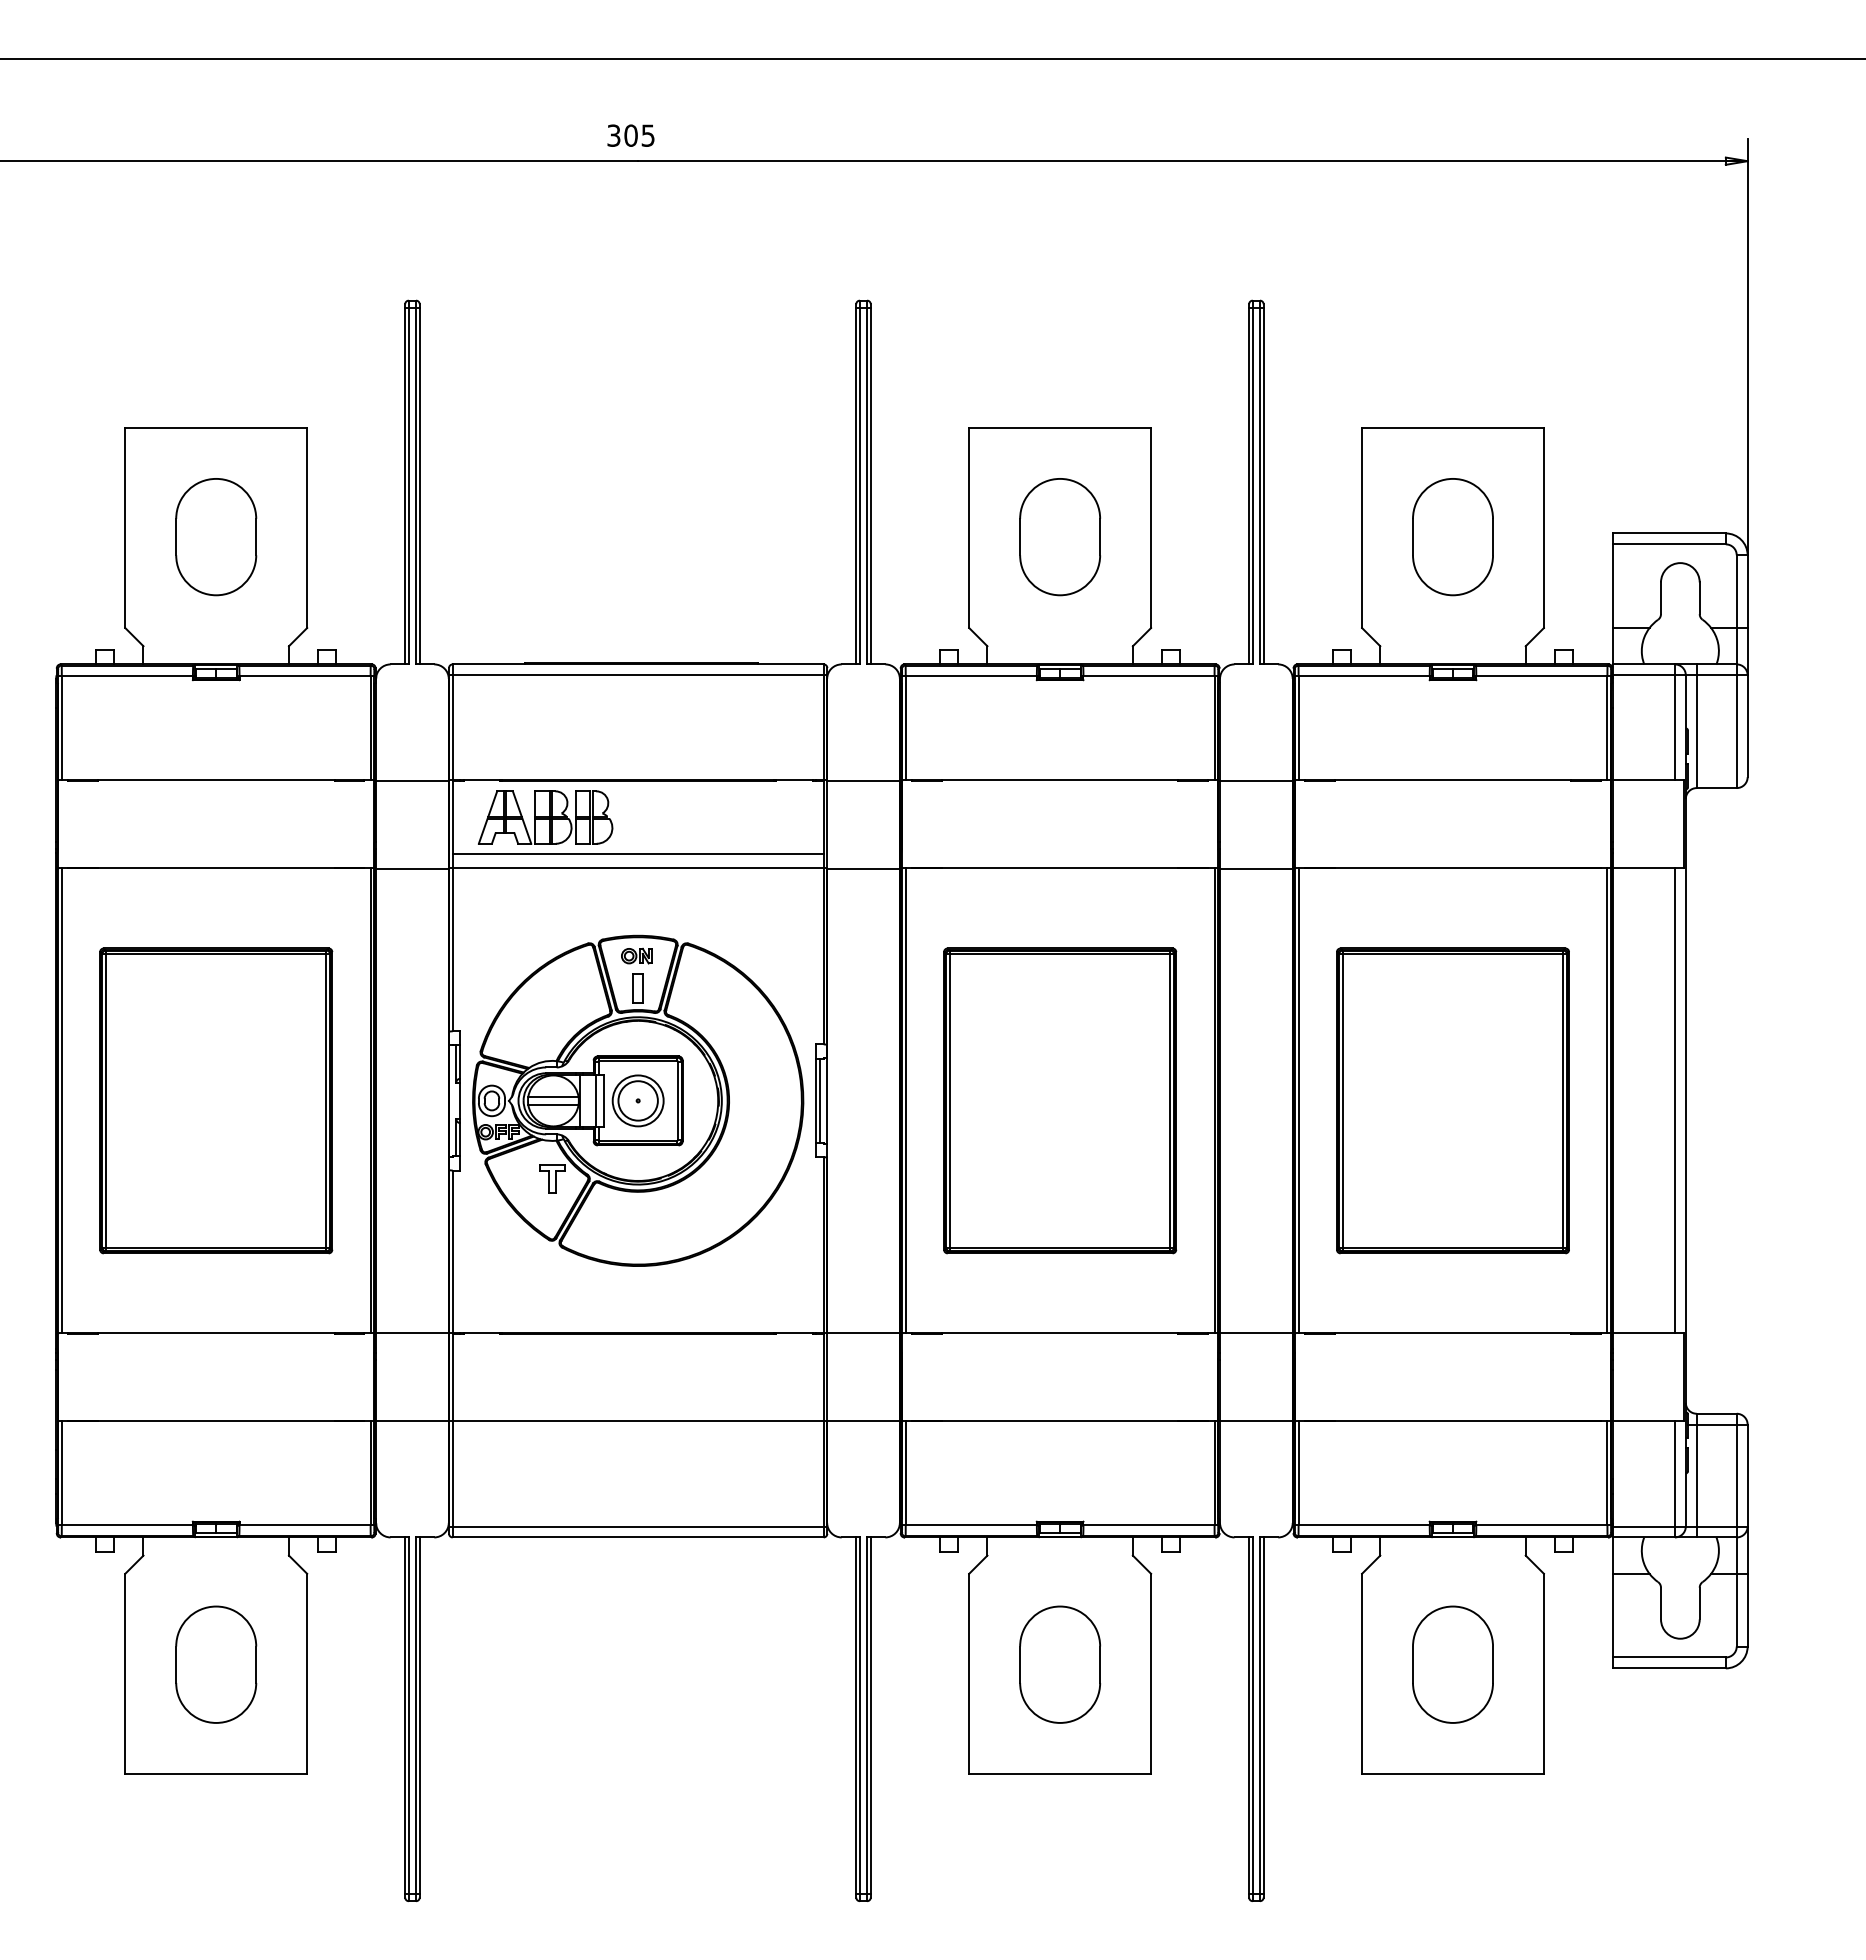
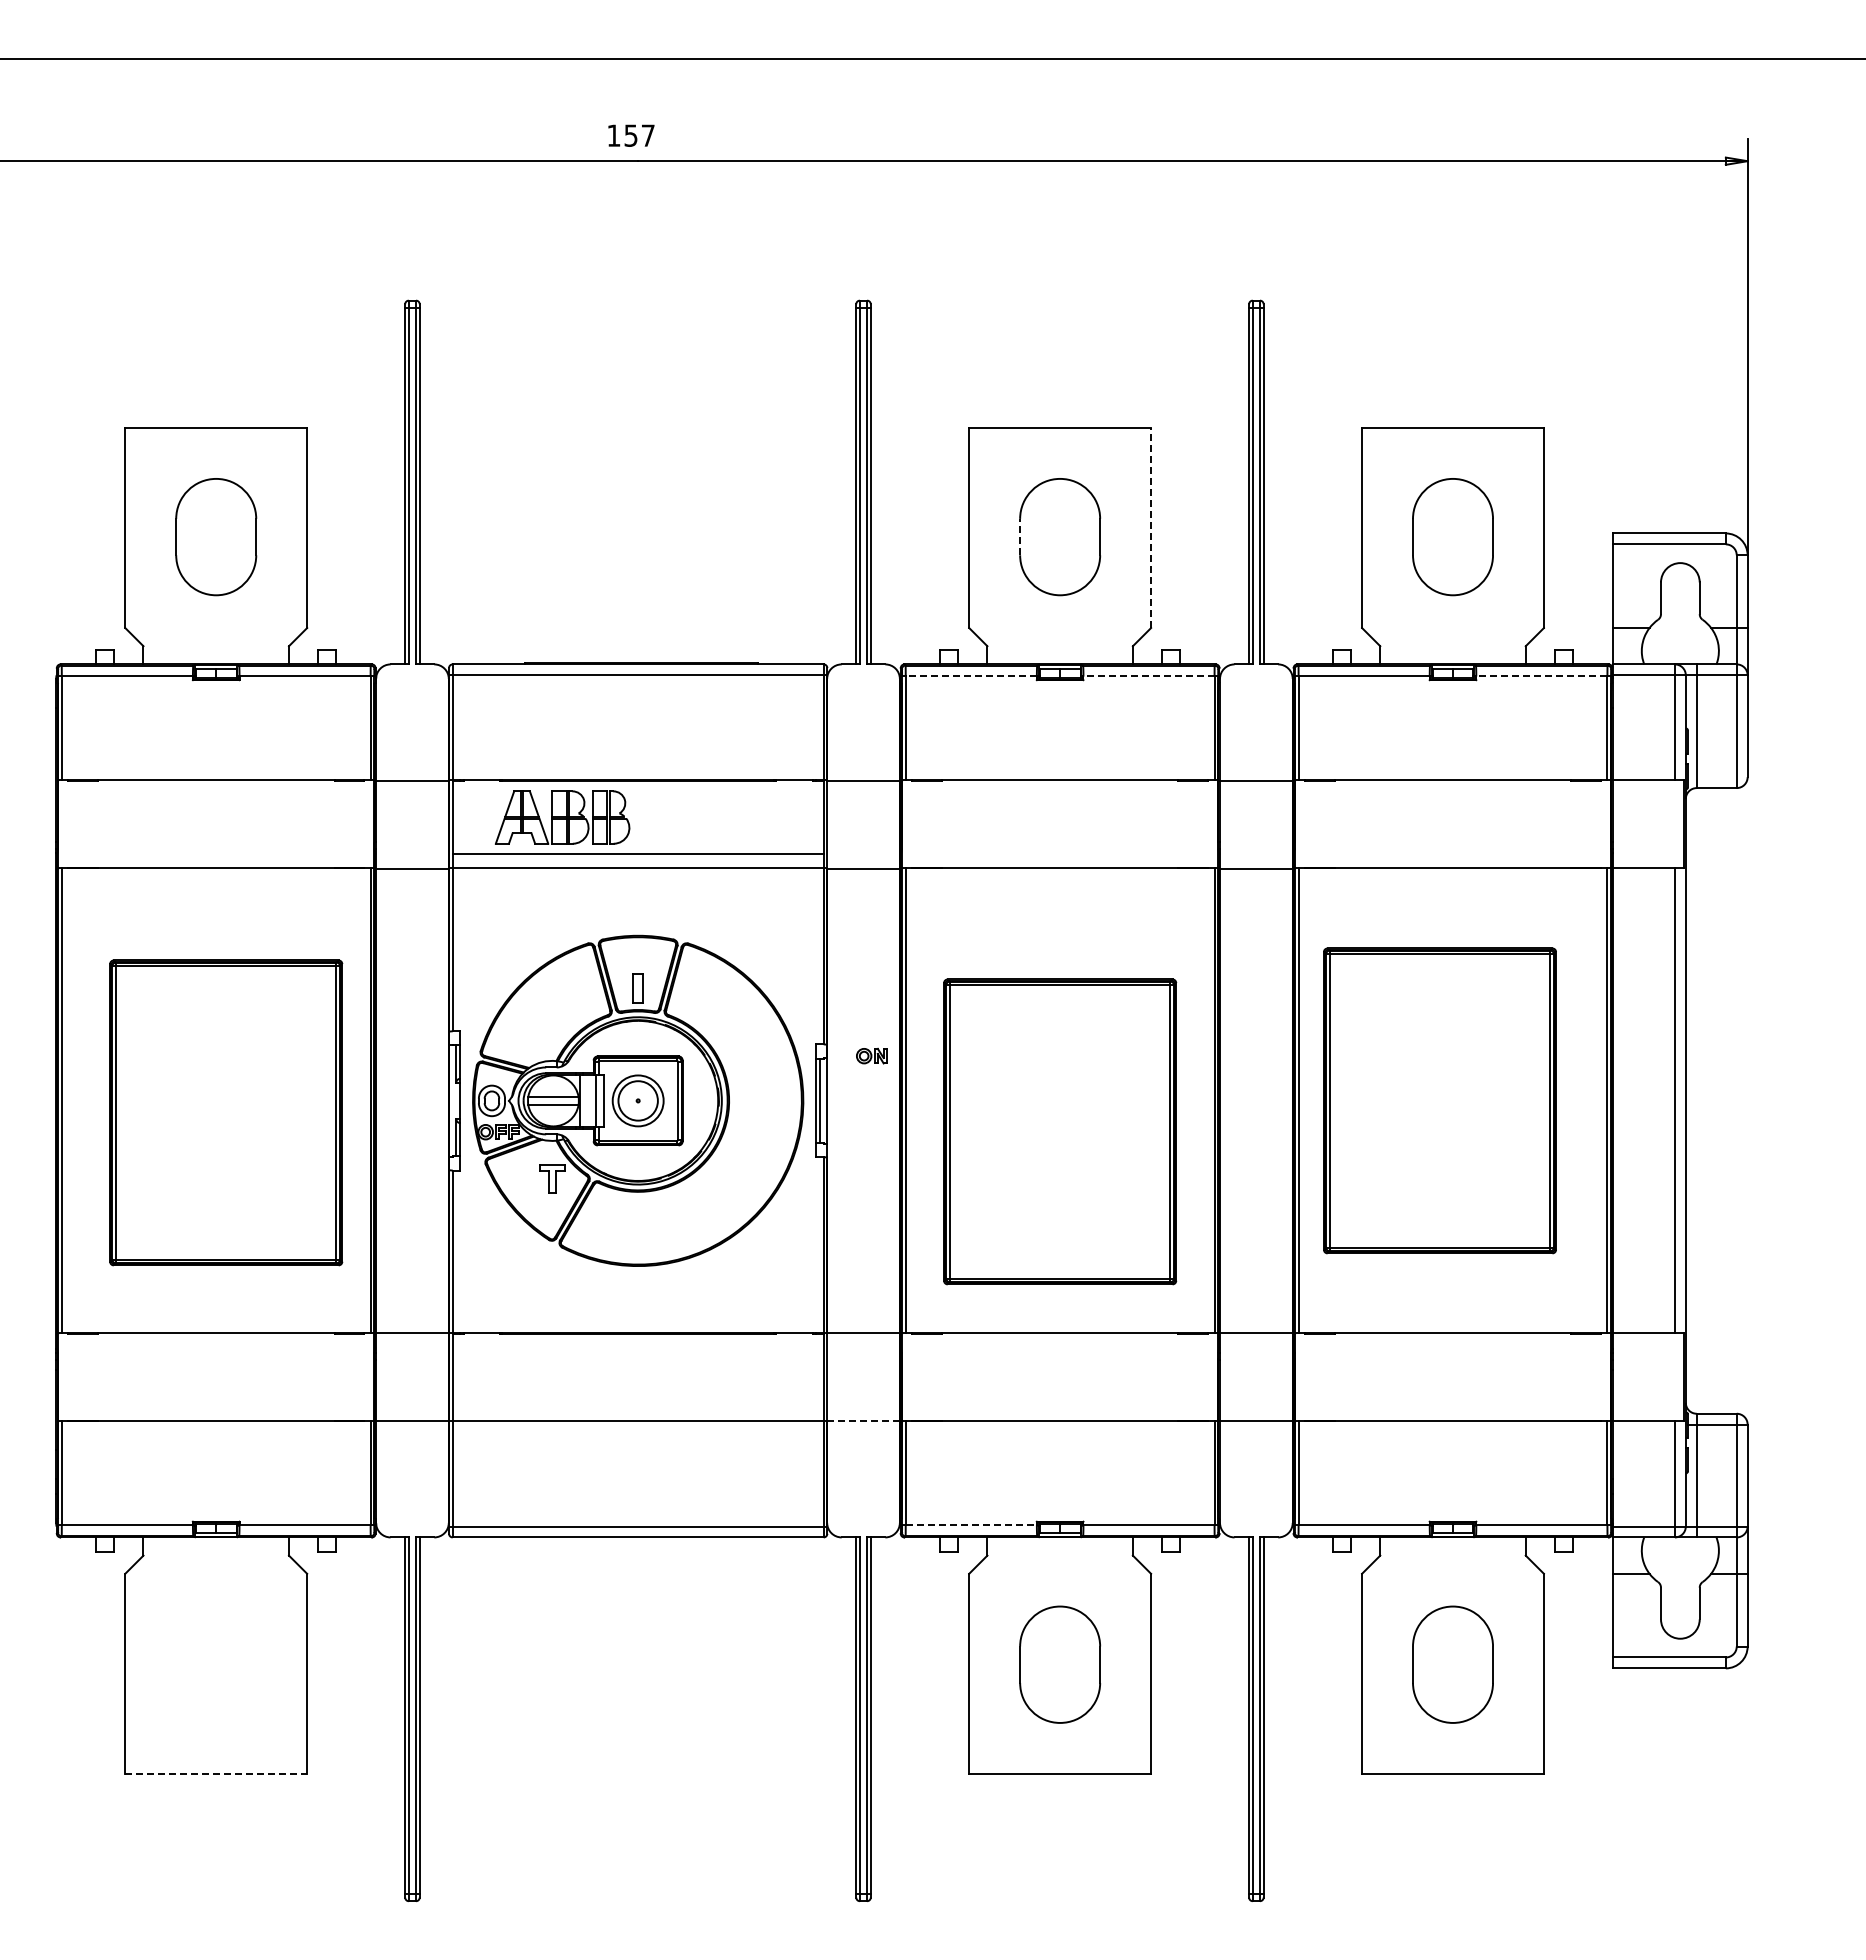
text: 305 -> 157 (630, 135)
line: solid -> dashed (1151, 527)
line: solid -> dashed (1020, 536)
line: solid -> dashed (971, 676)
line: solid -> dashed (1149, 676)
line: solid -> dashed (1541, 676)
part position: (545, 817) -> (562, 817) (562, 817)
part position: (636, 955) -> (871, 1055) (871, 1055)
part position: (216, 1100) -> (226, 1112) (226, 1112)
part position: (1060, 1100) -> (1060, 1131) (1060, 1131)
part position: (1452, 1100) -> (1439, 1100) (1439, 1100)
line: solid -> dashed (863, 1421)
line: solid -> dashed (971, 1525)
part: present -> none (216, 1664)
line: solid -> dashed (216, 1773)
